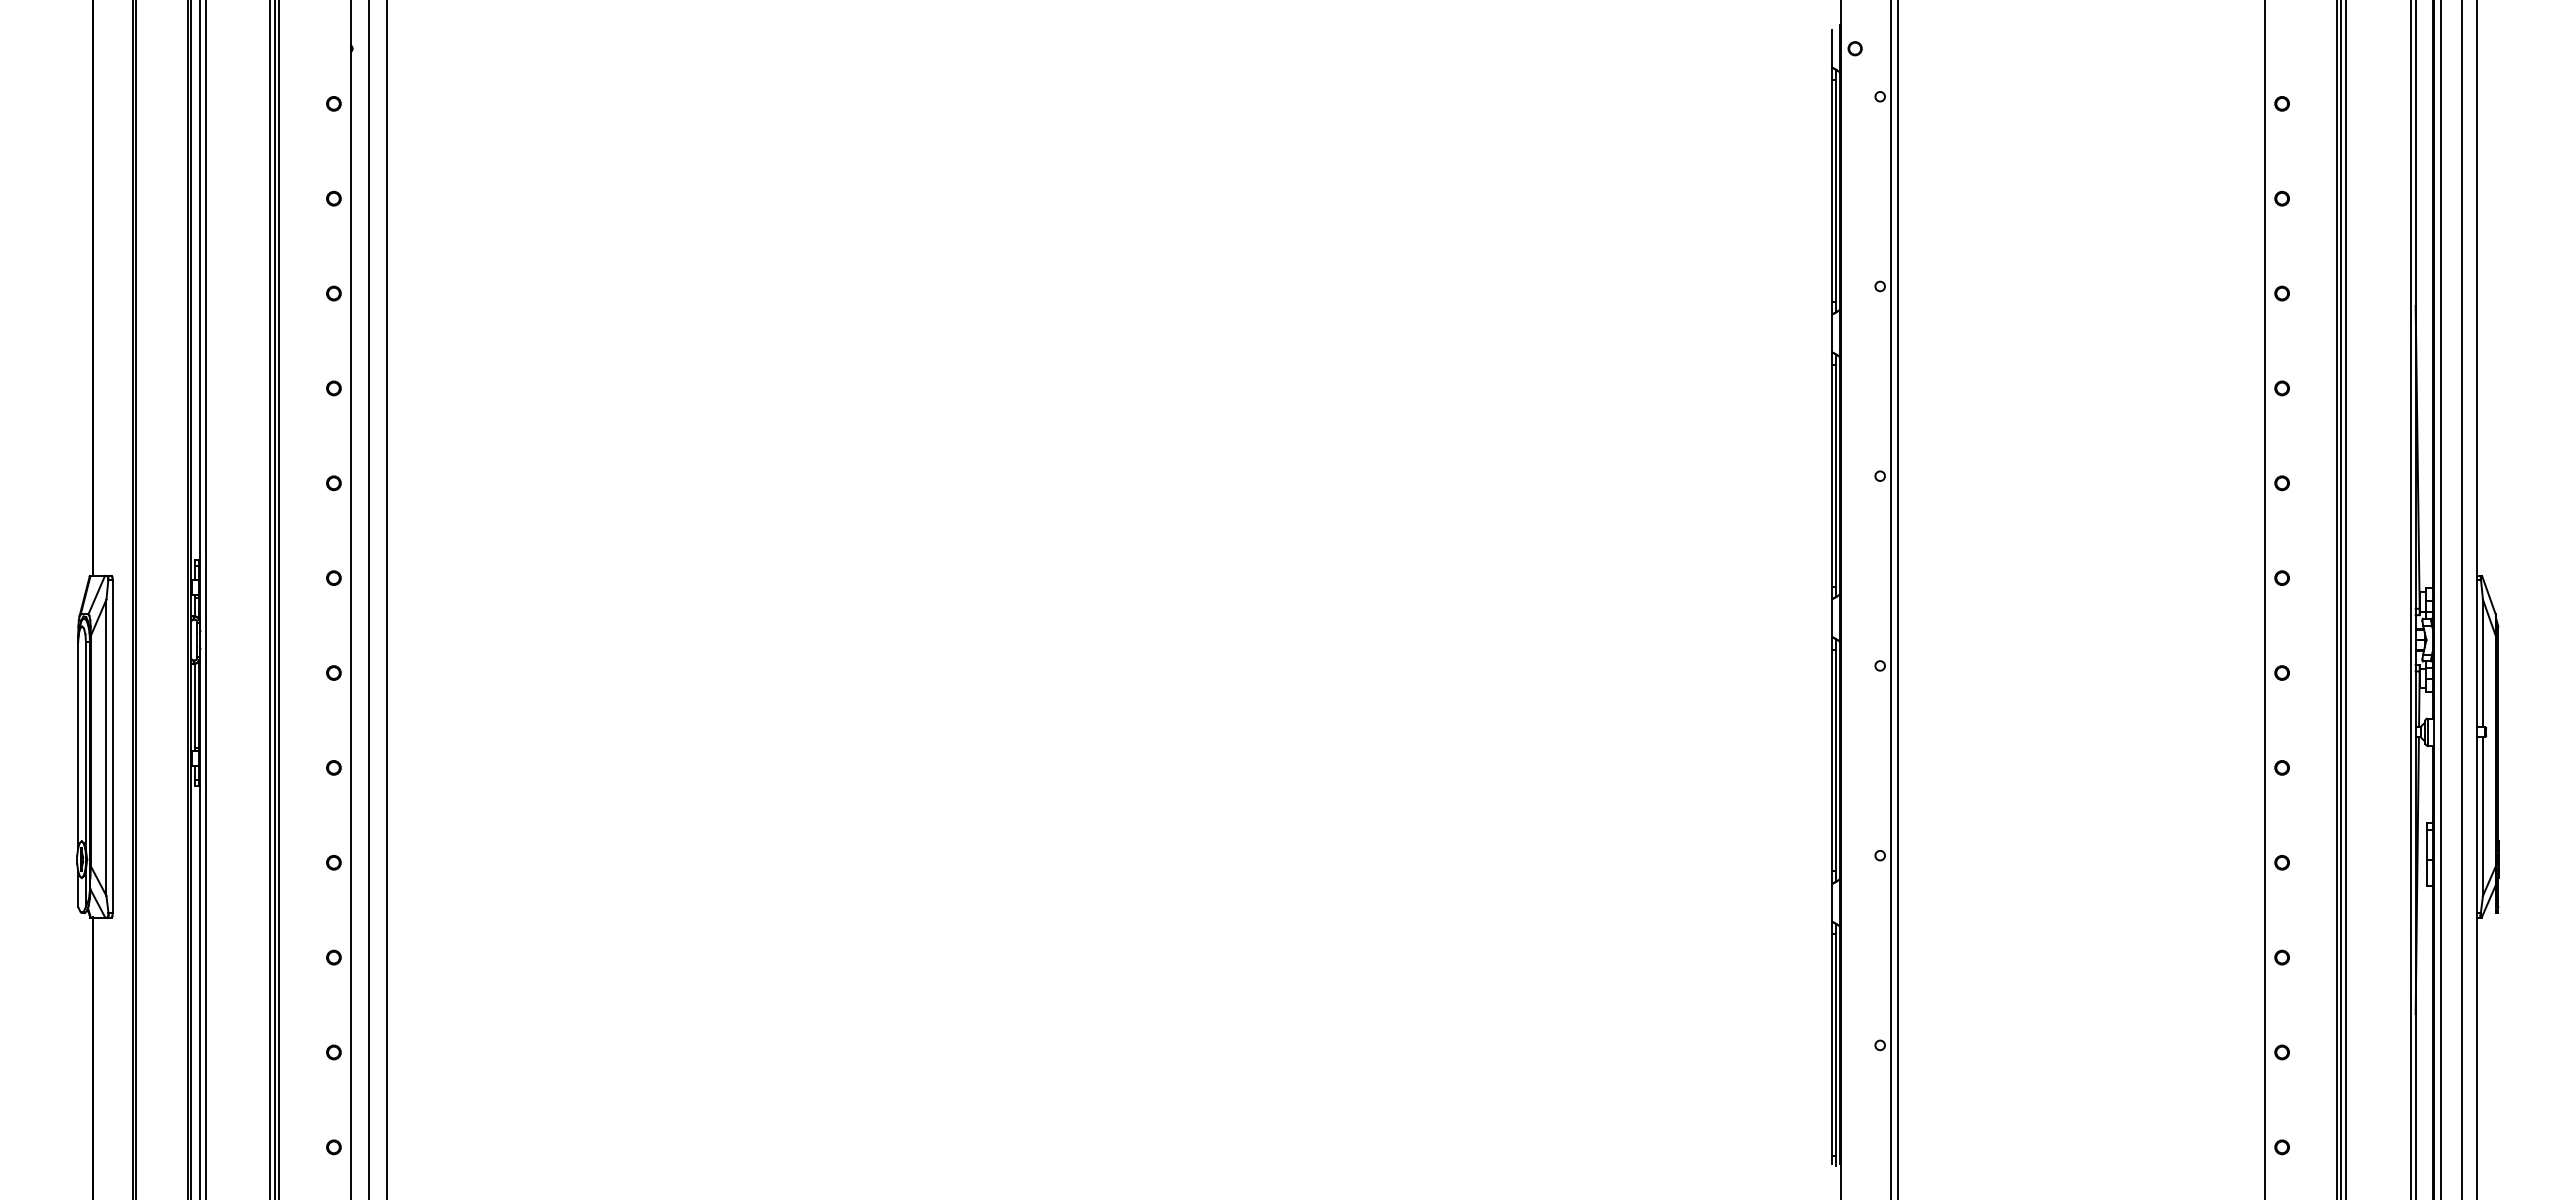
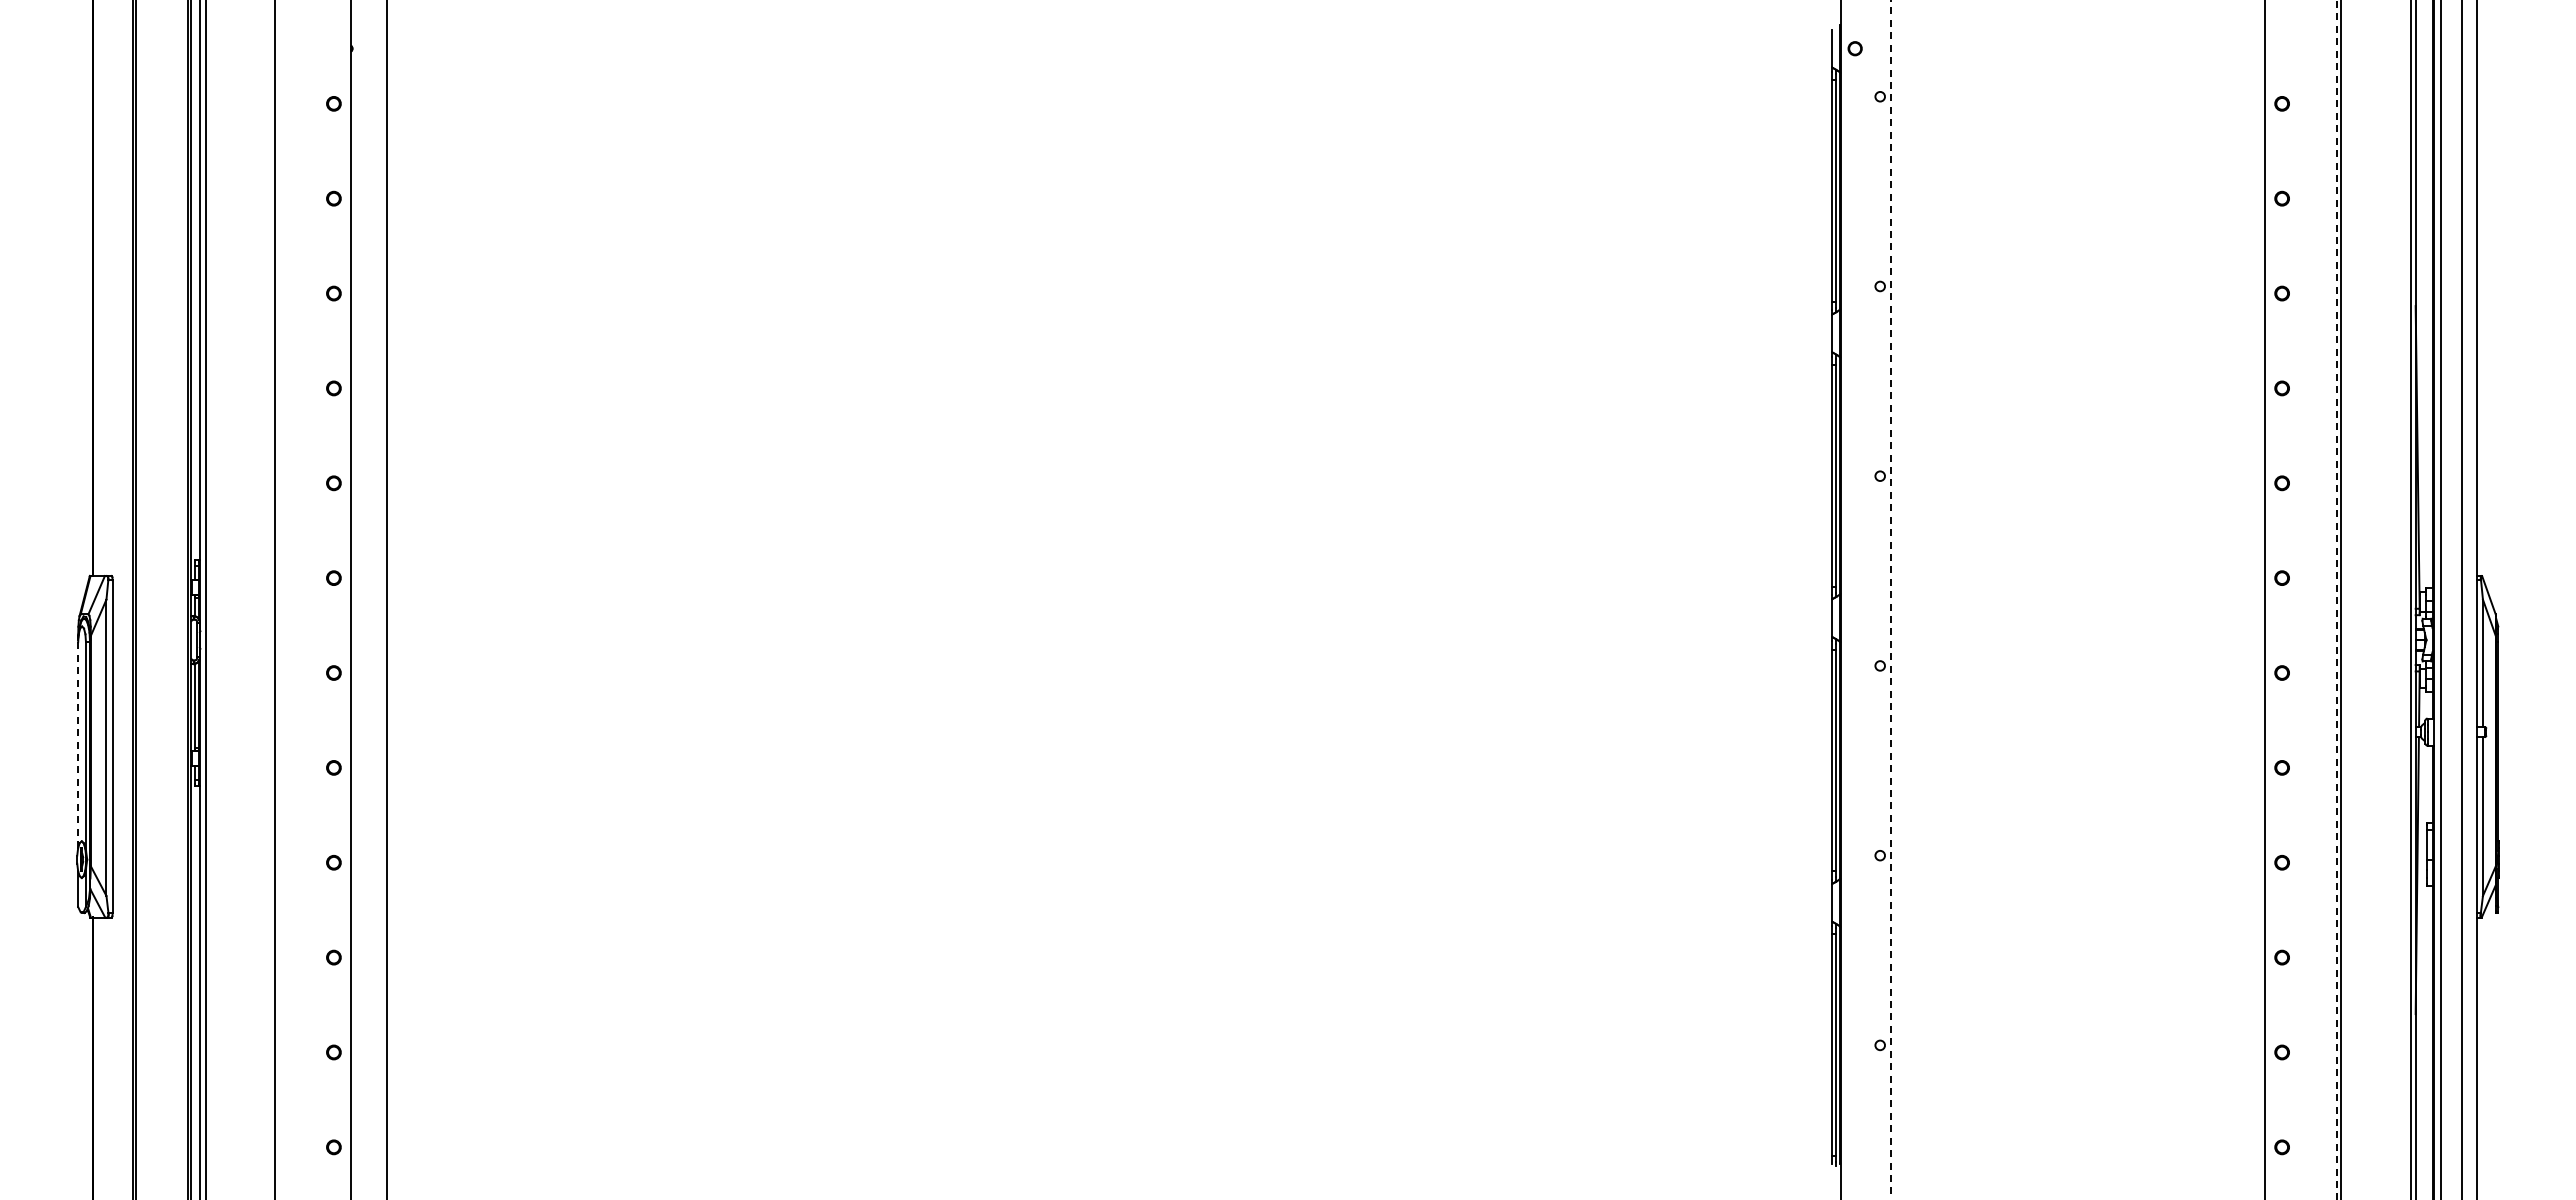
line: present -> none (269, 599)
line: present -> none (279, 599)
line: present -> none (369, 599)
line: solid -> dashed (1890, 599)
line: present -> none (1898, 599)
line: present -> none (2346, 599)
line: solid -> dashed (2336, 600)
line: solid -> dashed (78, 745)
